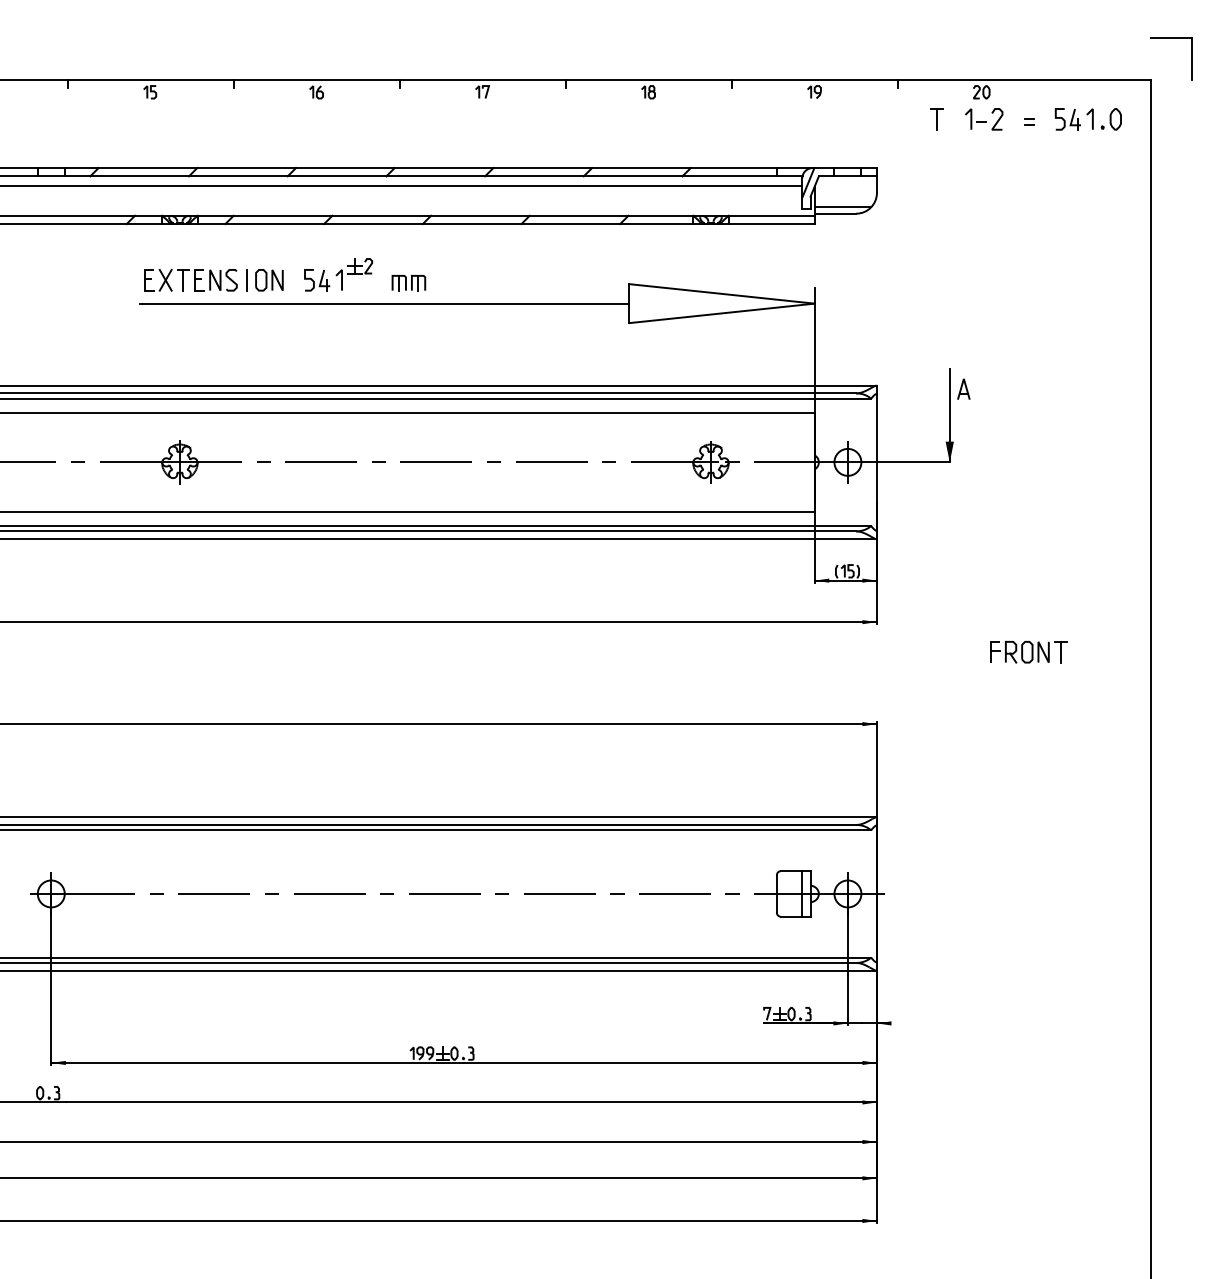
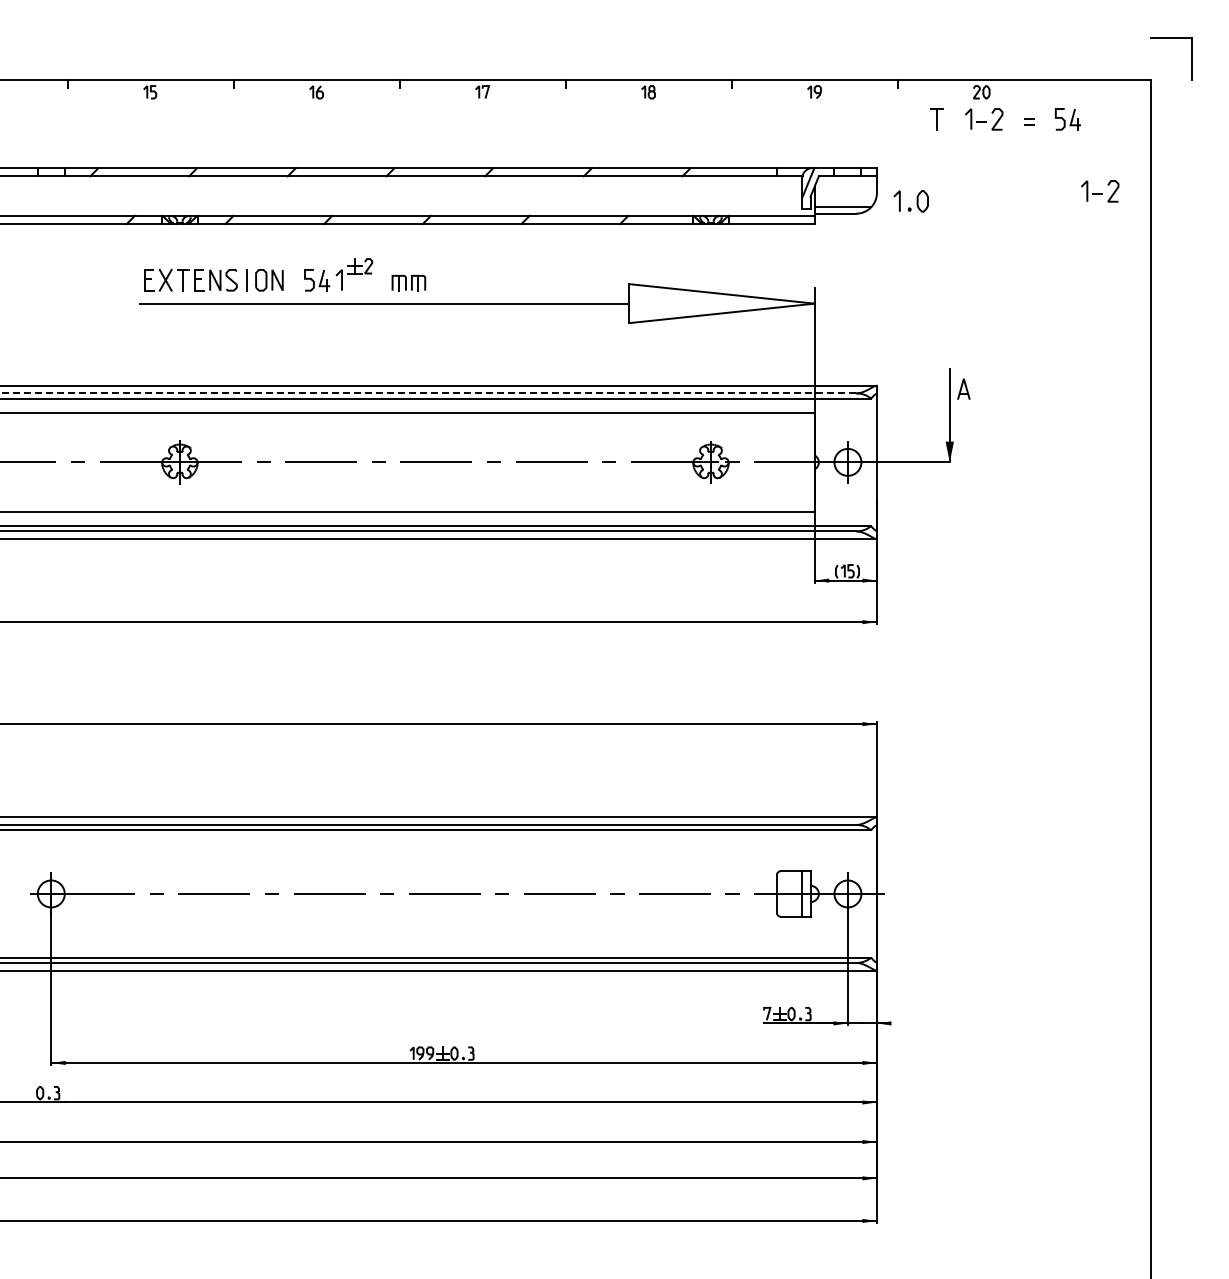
part position: (1103, 119) -> (910, 201) (910, 201)
line: present -> none (402, 186)
part: none -> present (1100, 191)
line: solid -> dashed (428, 393)
part: present -> none (1028, 652)
